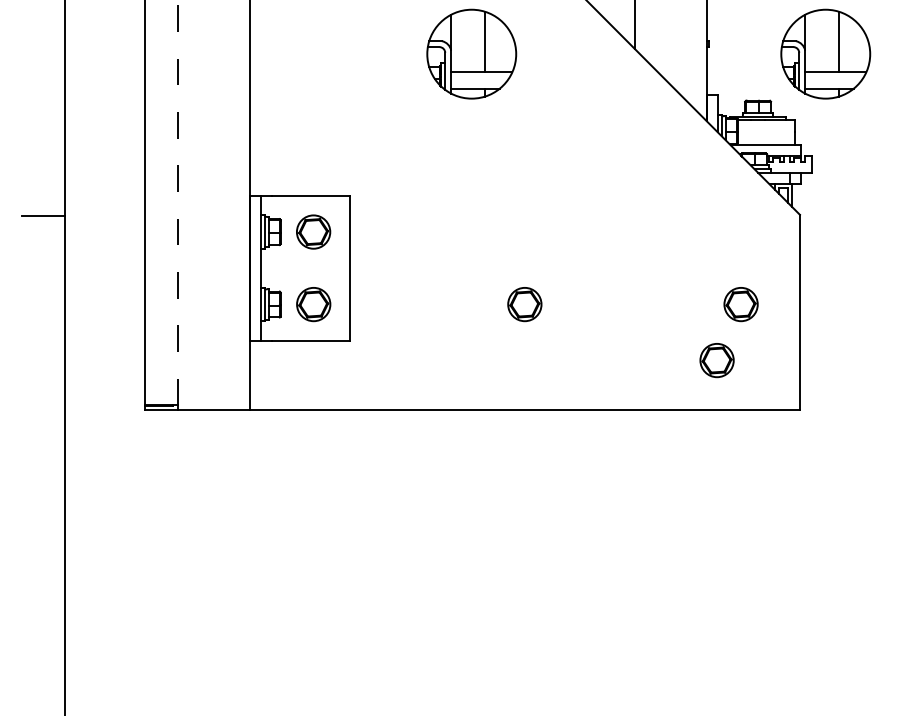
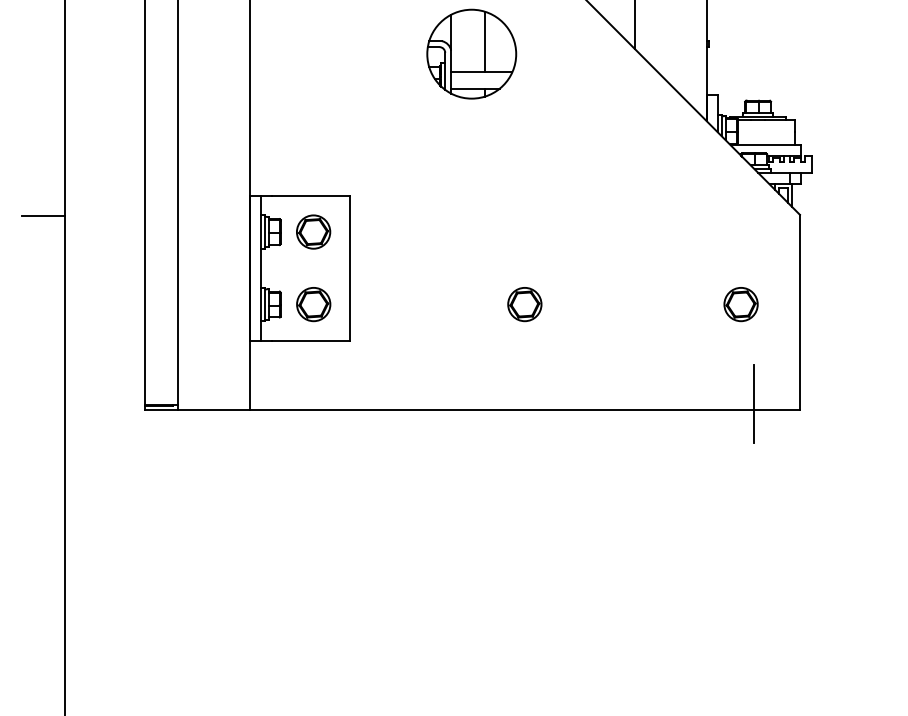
part: present -> none (825, 53)
line: dashed -> solid (178, 202)
part: present -> none (716, 360)
line: none -> present (754, 404)
